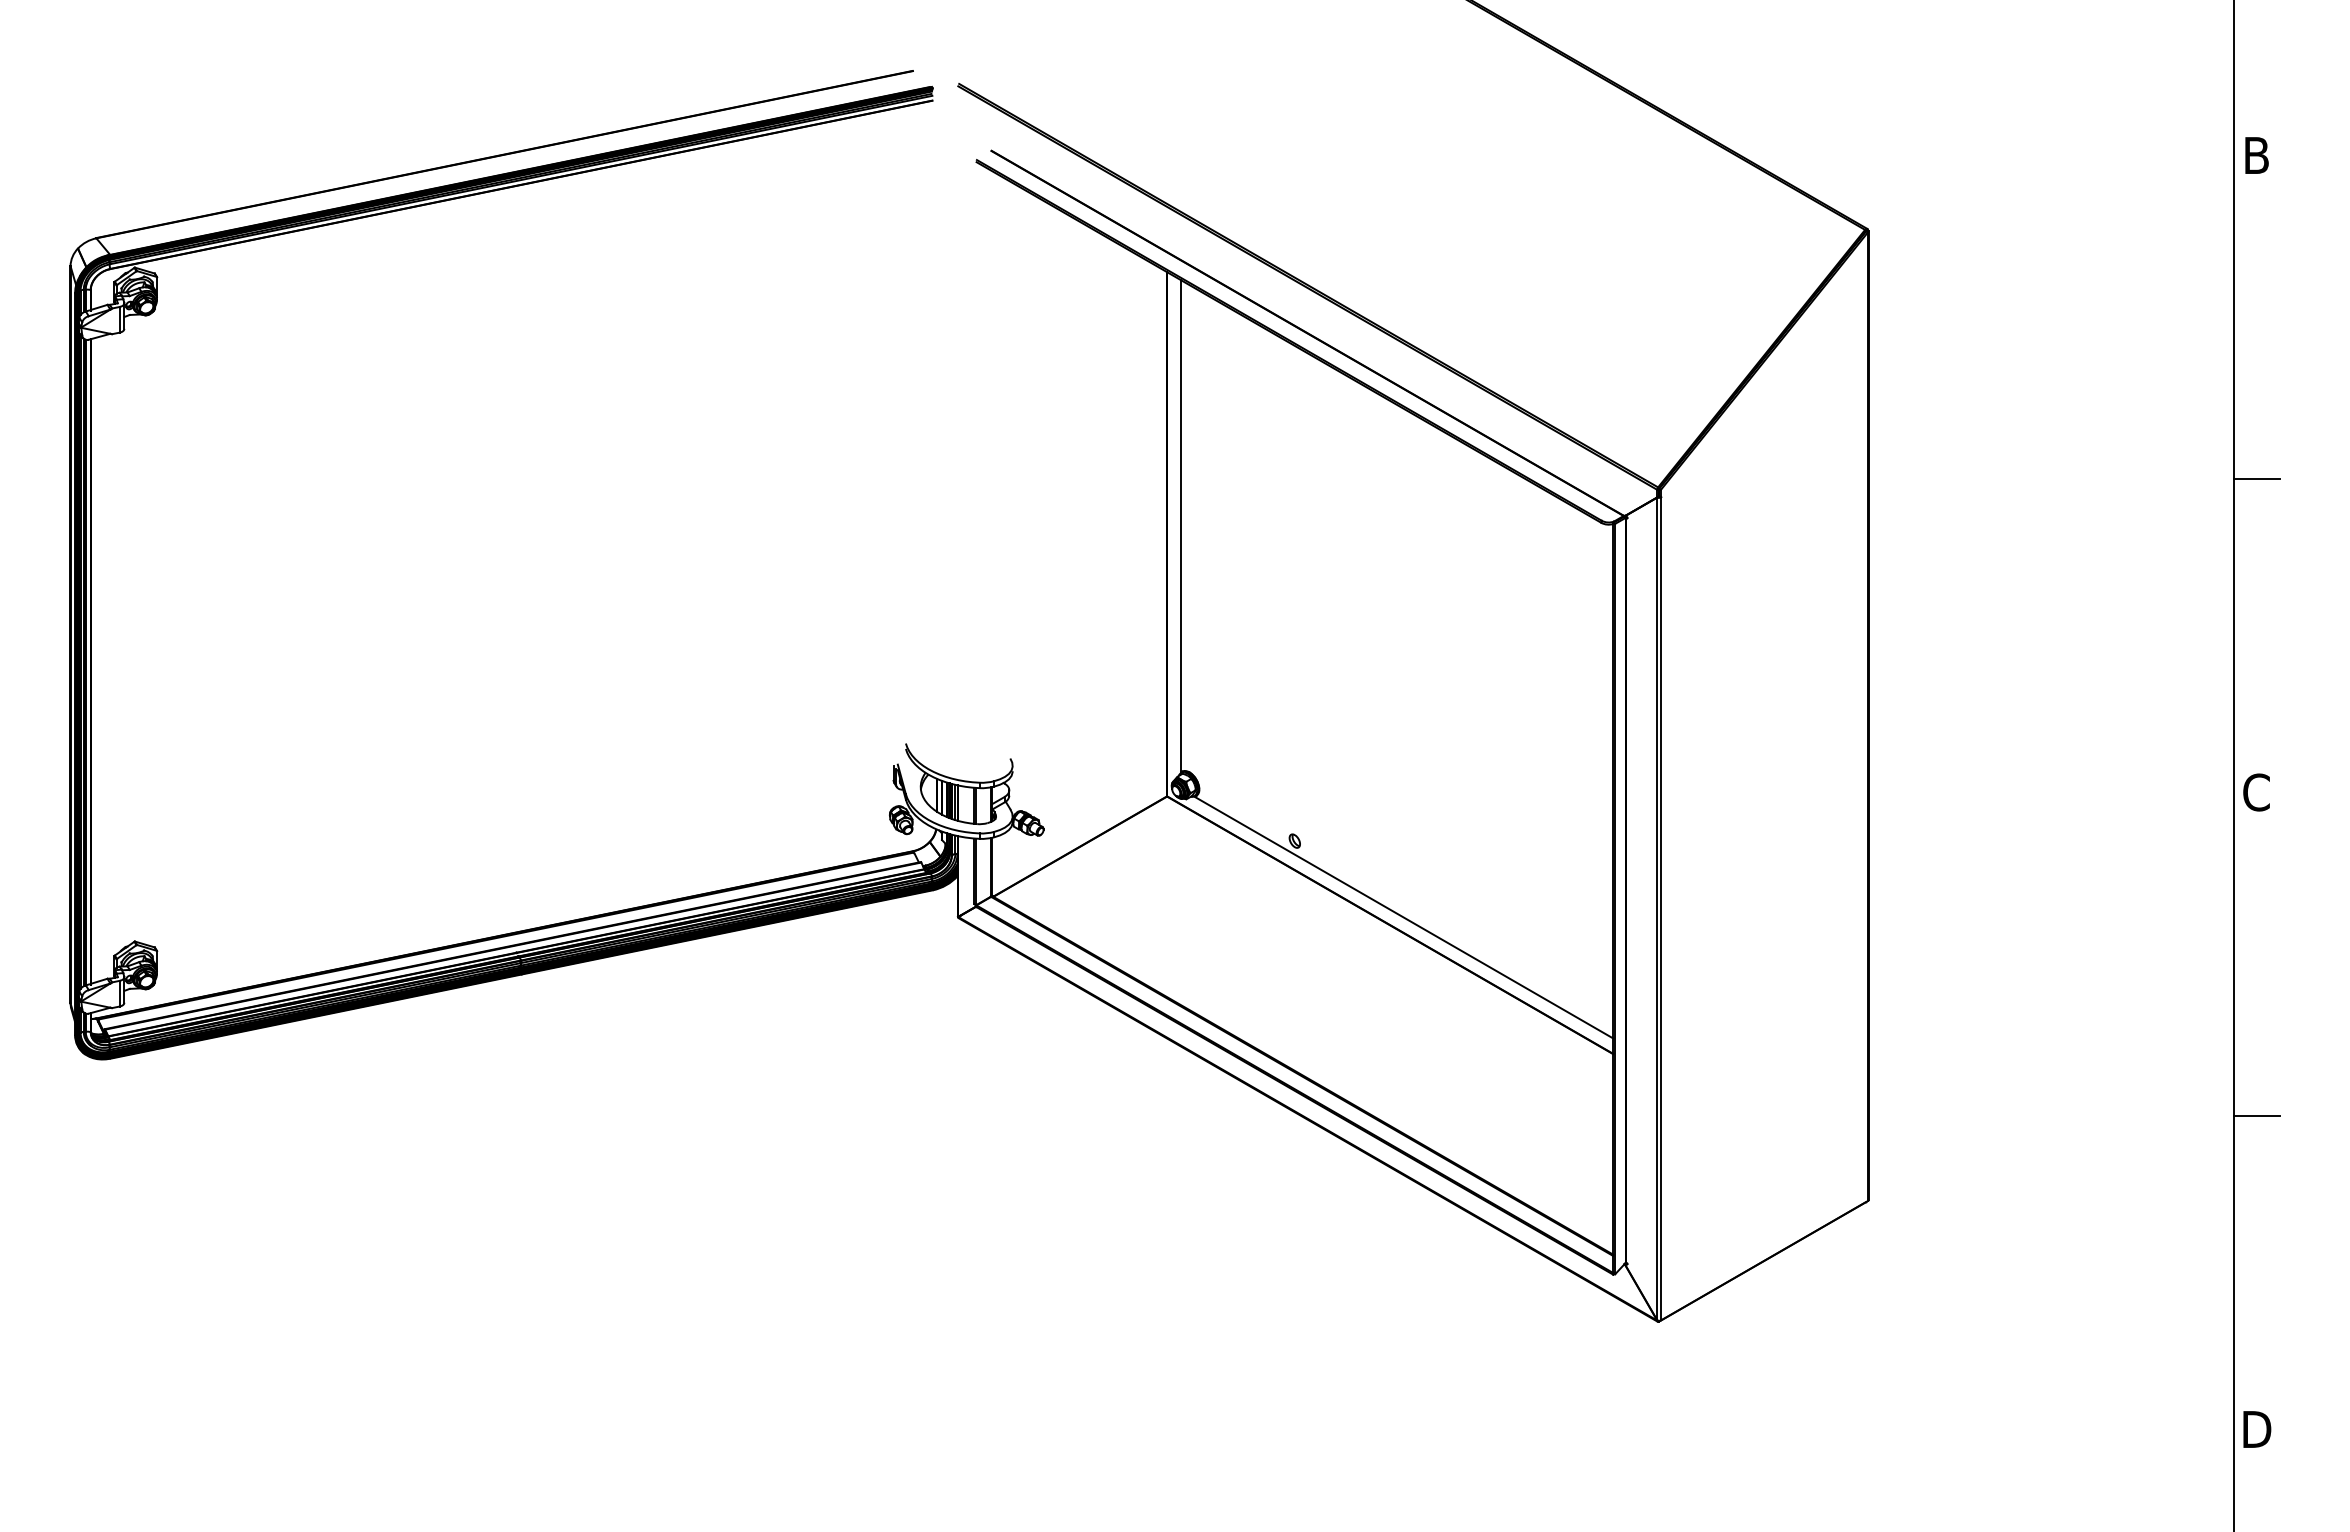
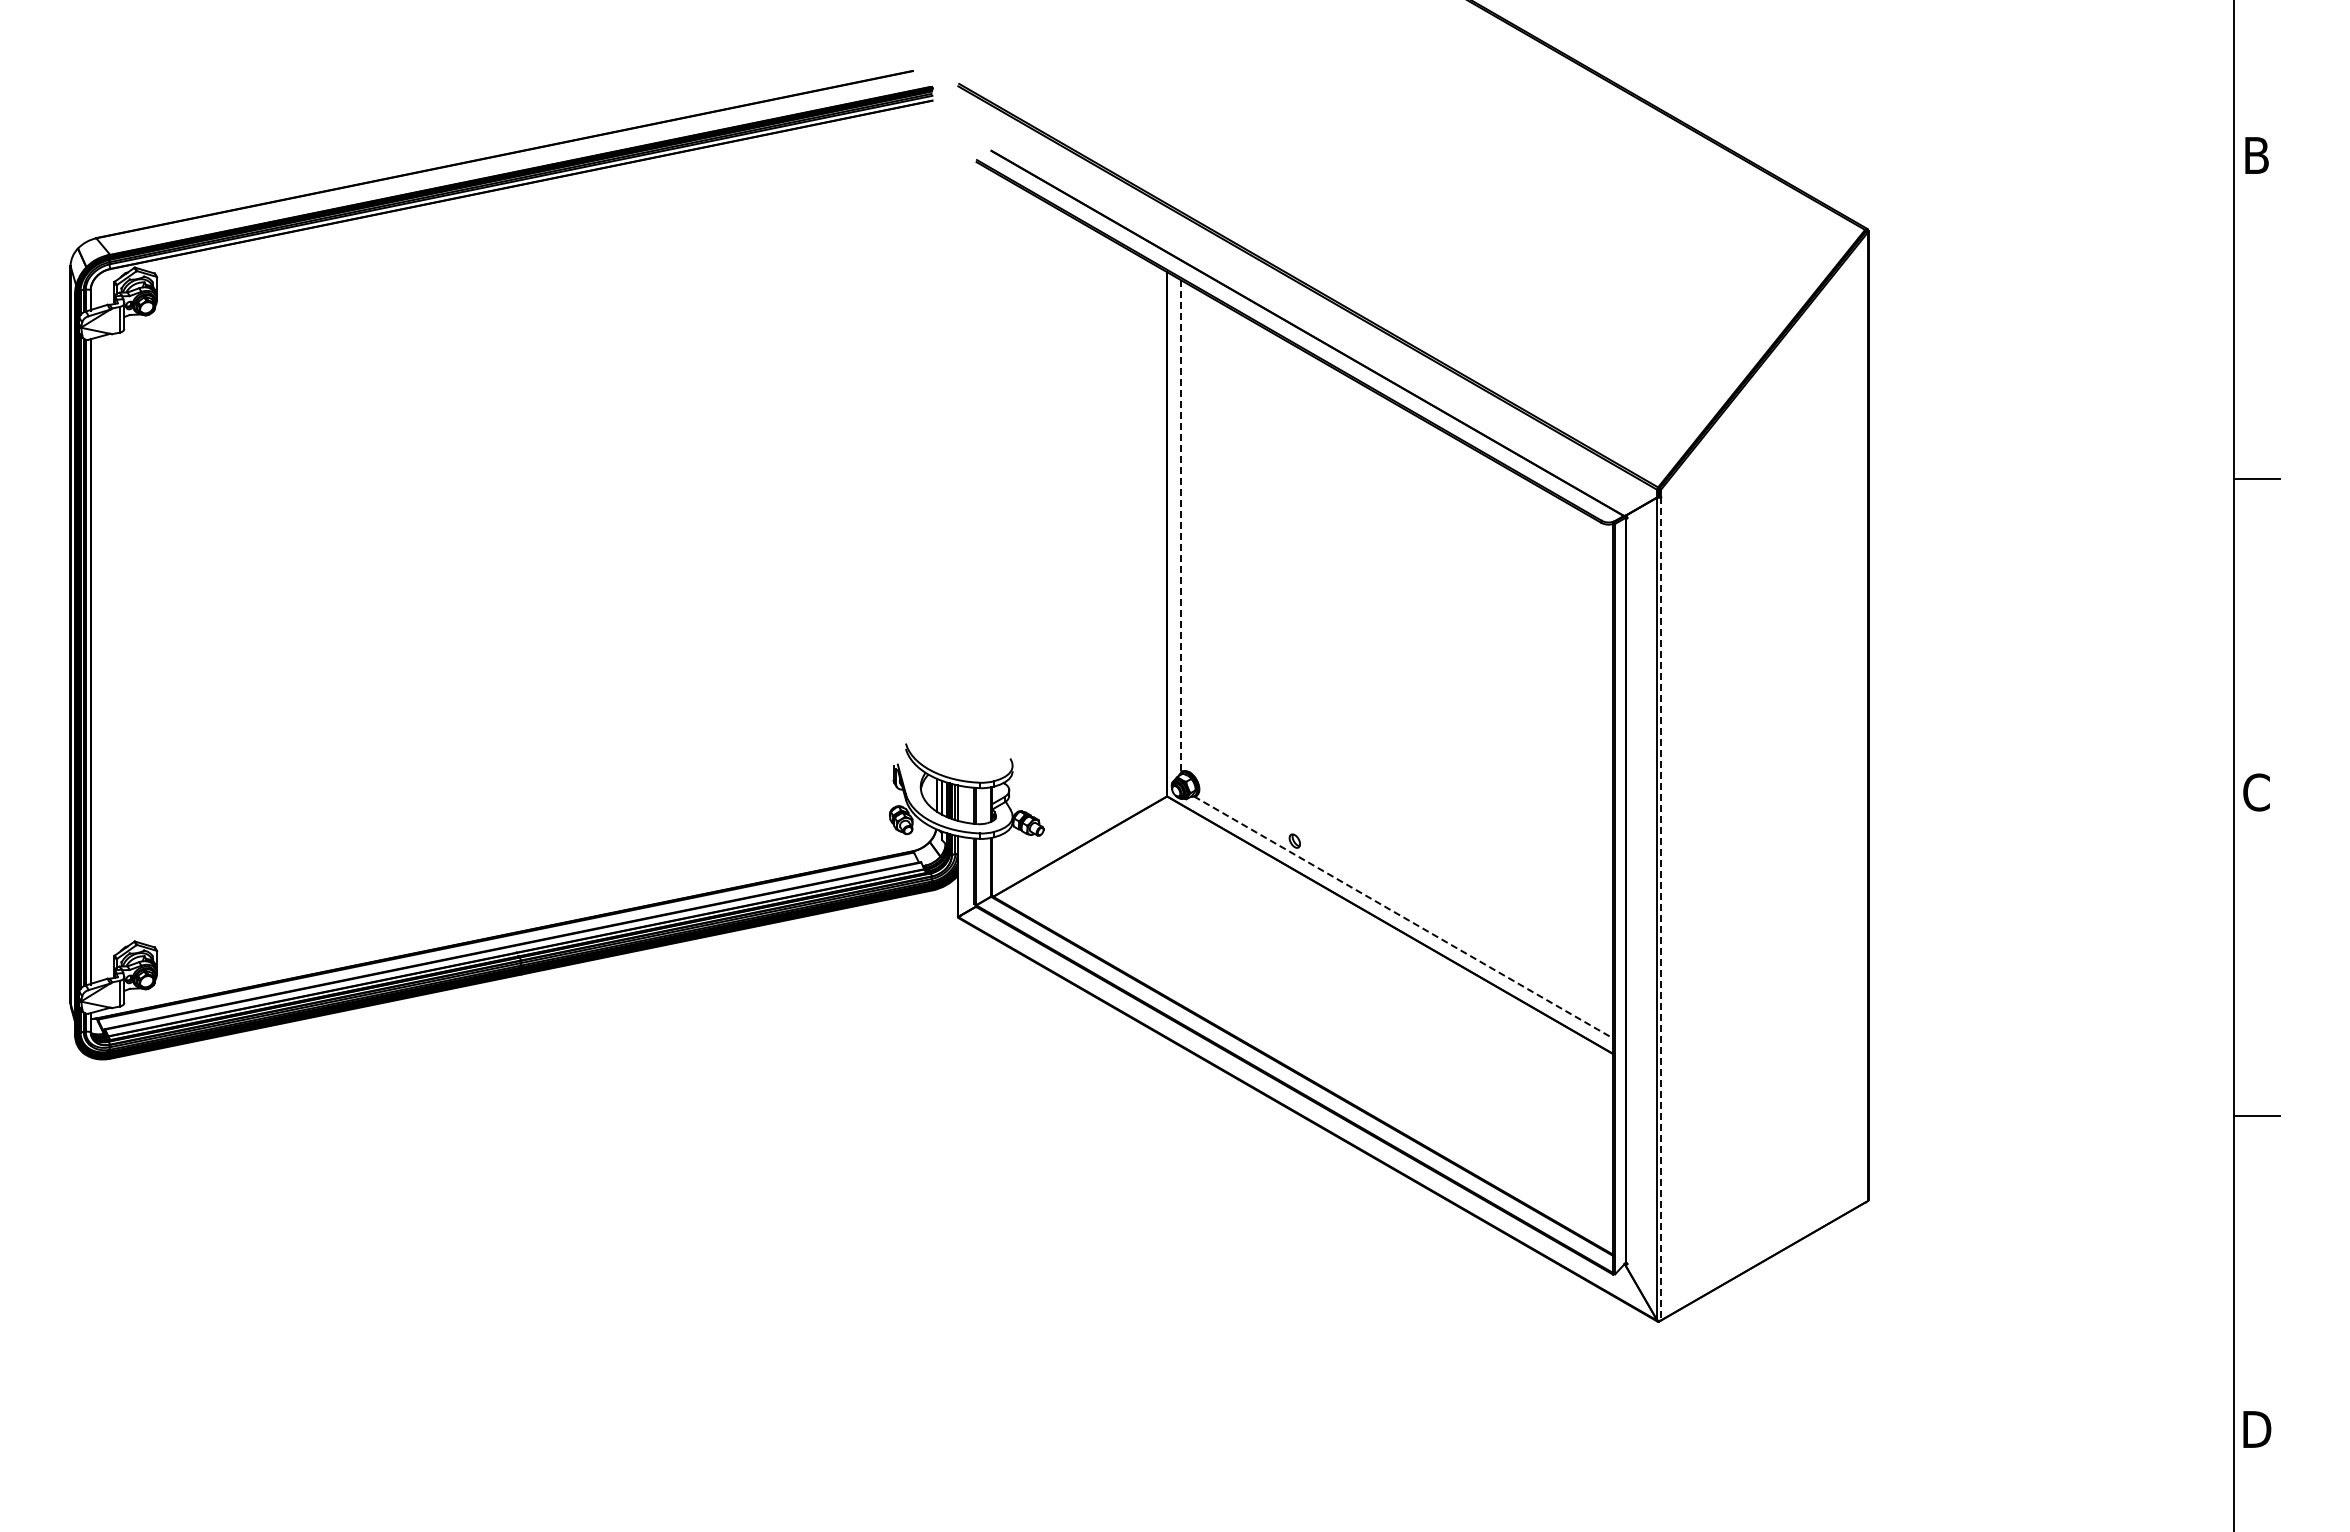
line: solid -> dashed (1180, 526)
line: solid -> dashed (1661, 908)
line: solid -> dashed (1404, 917)
